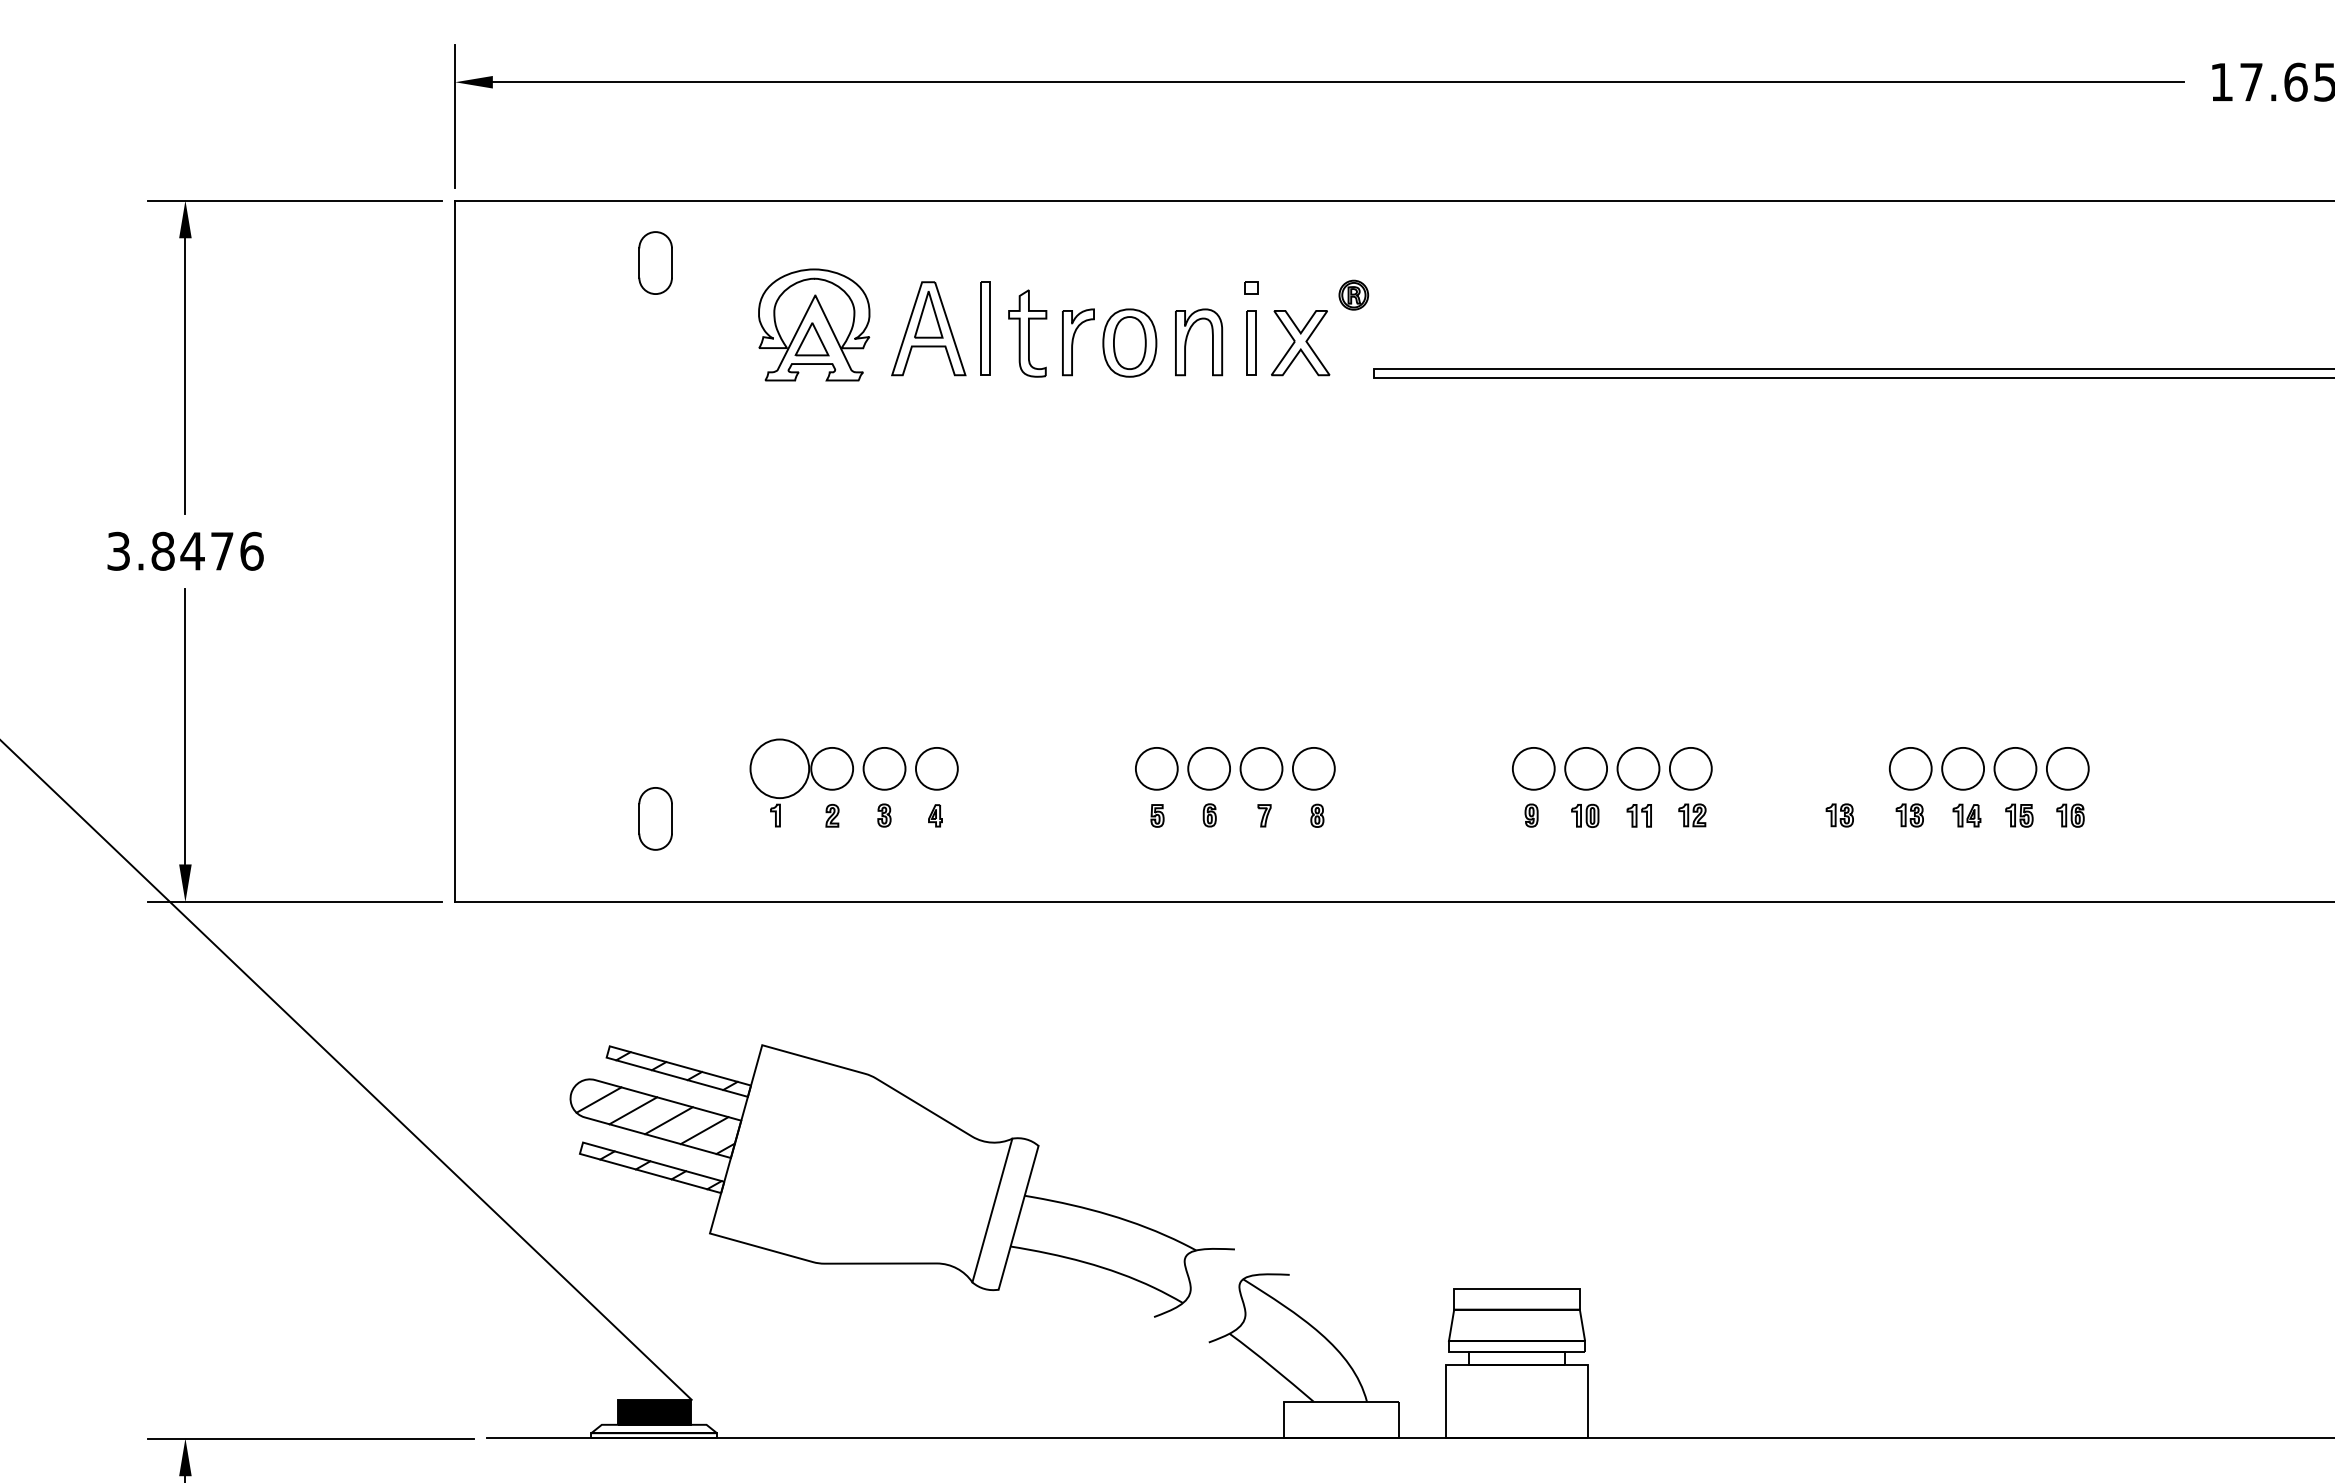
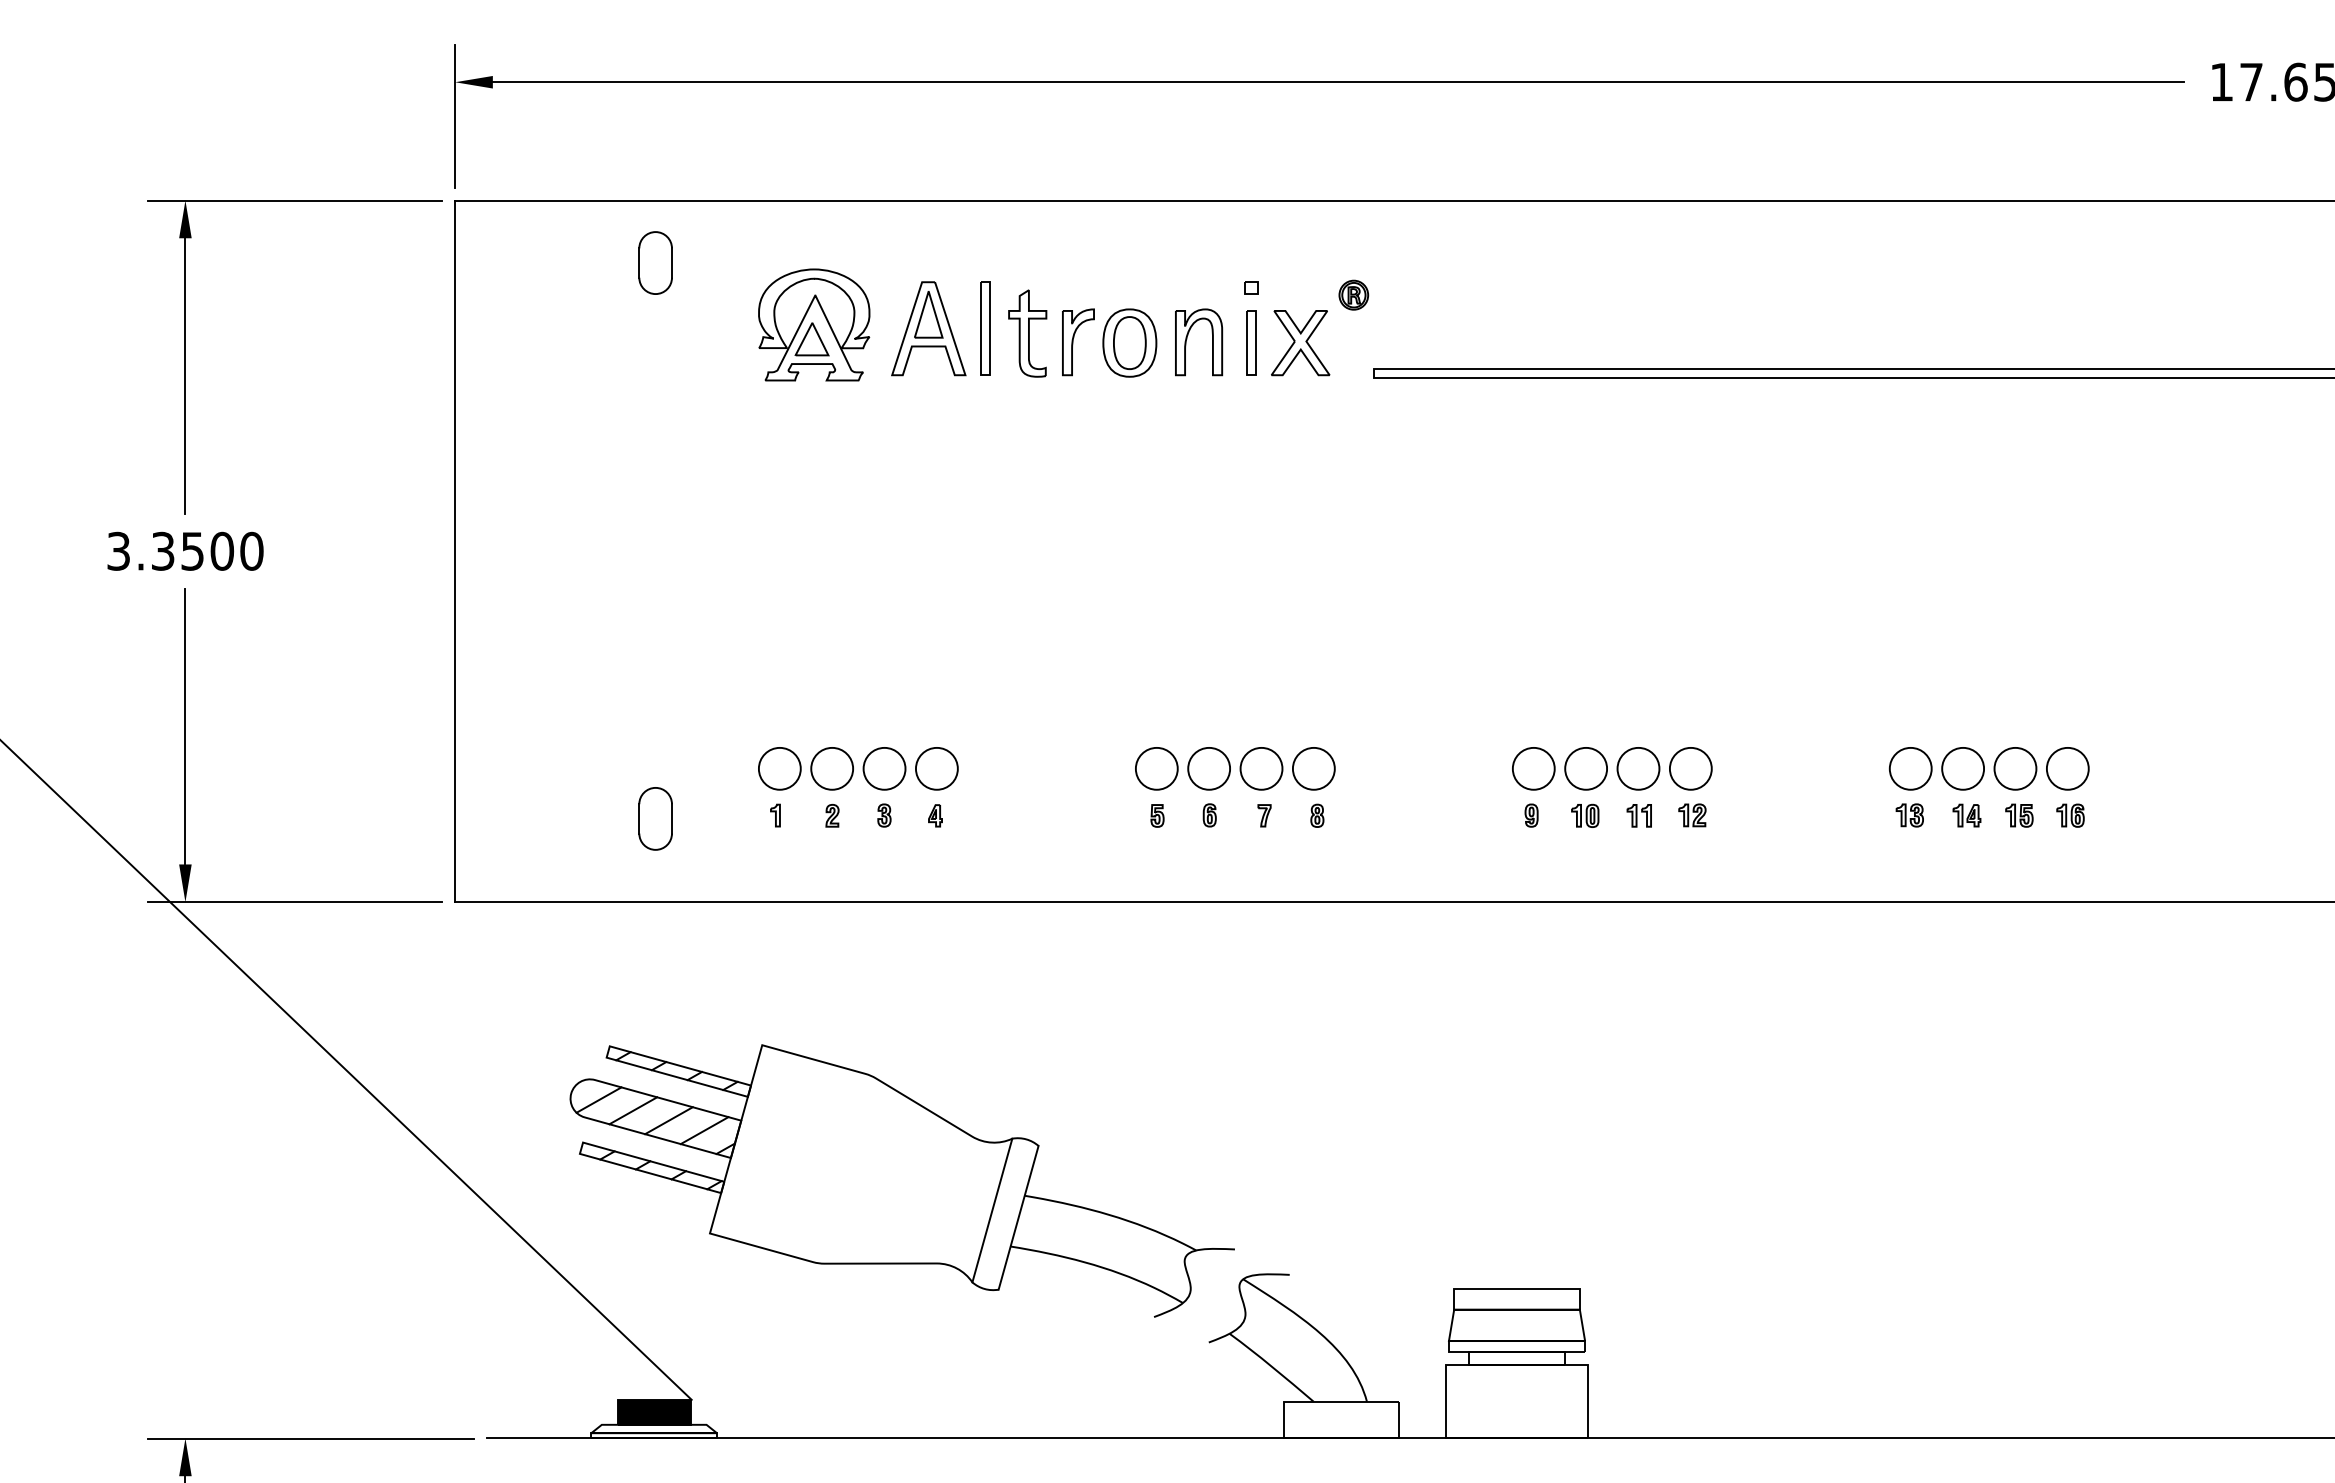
text: 3.8476 -> 3.3500 (207, 550)
circle diameter: 59 px -> 42 px (779, 768)
part: present -> none (1839, 815)
